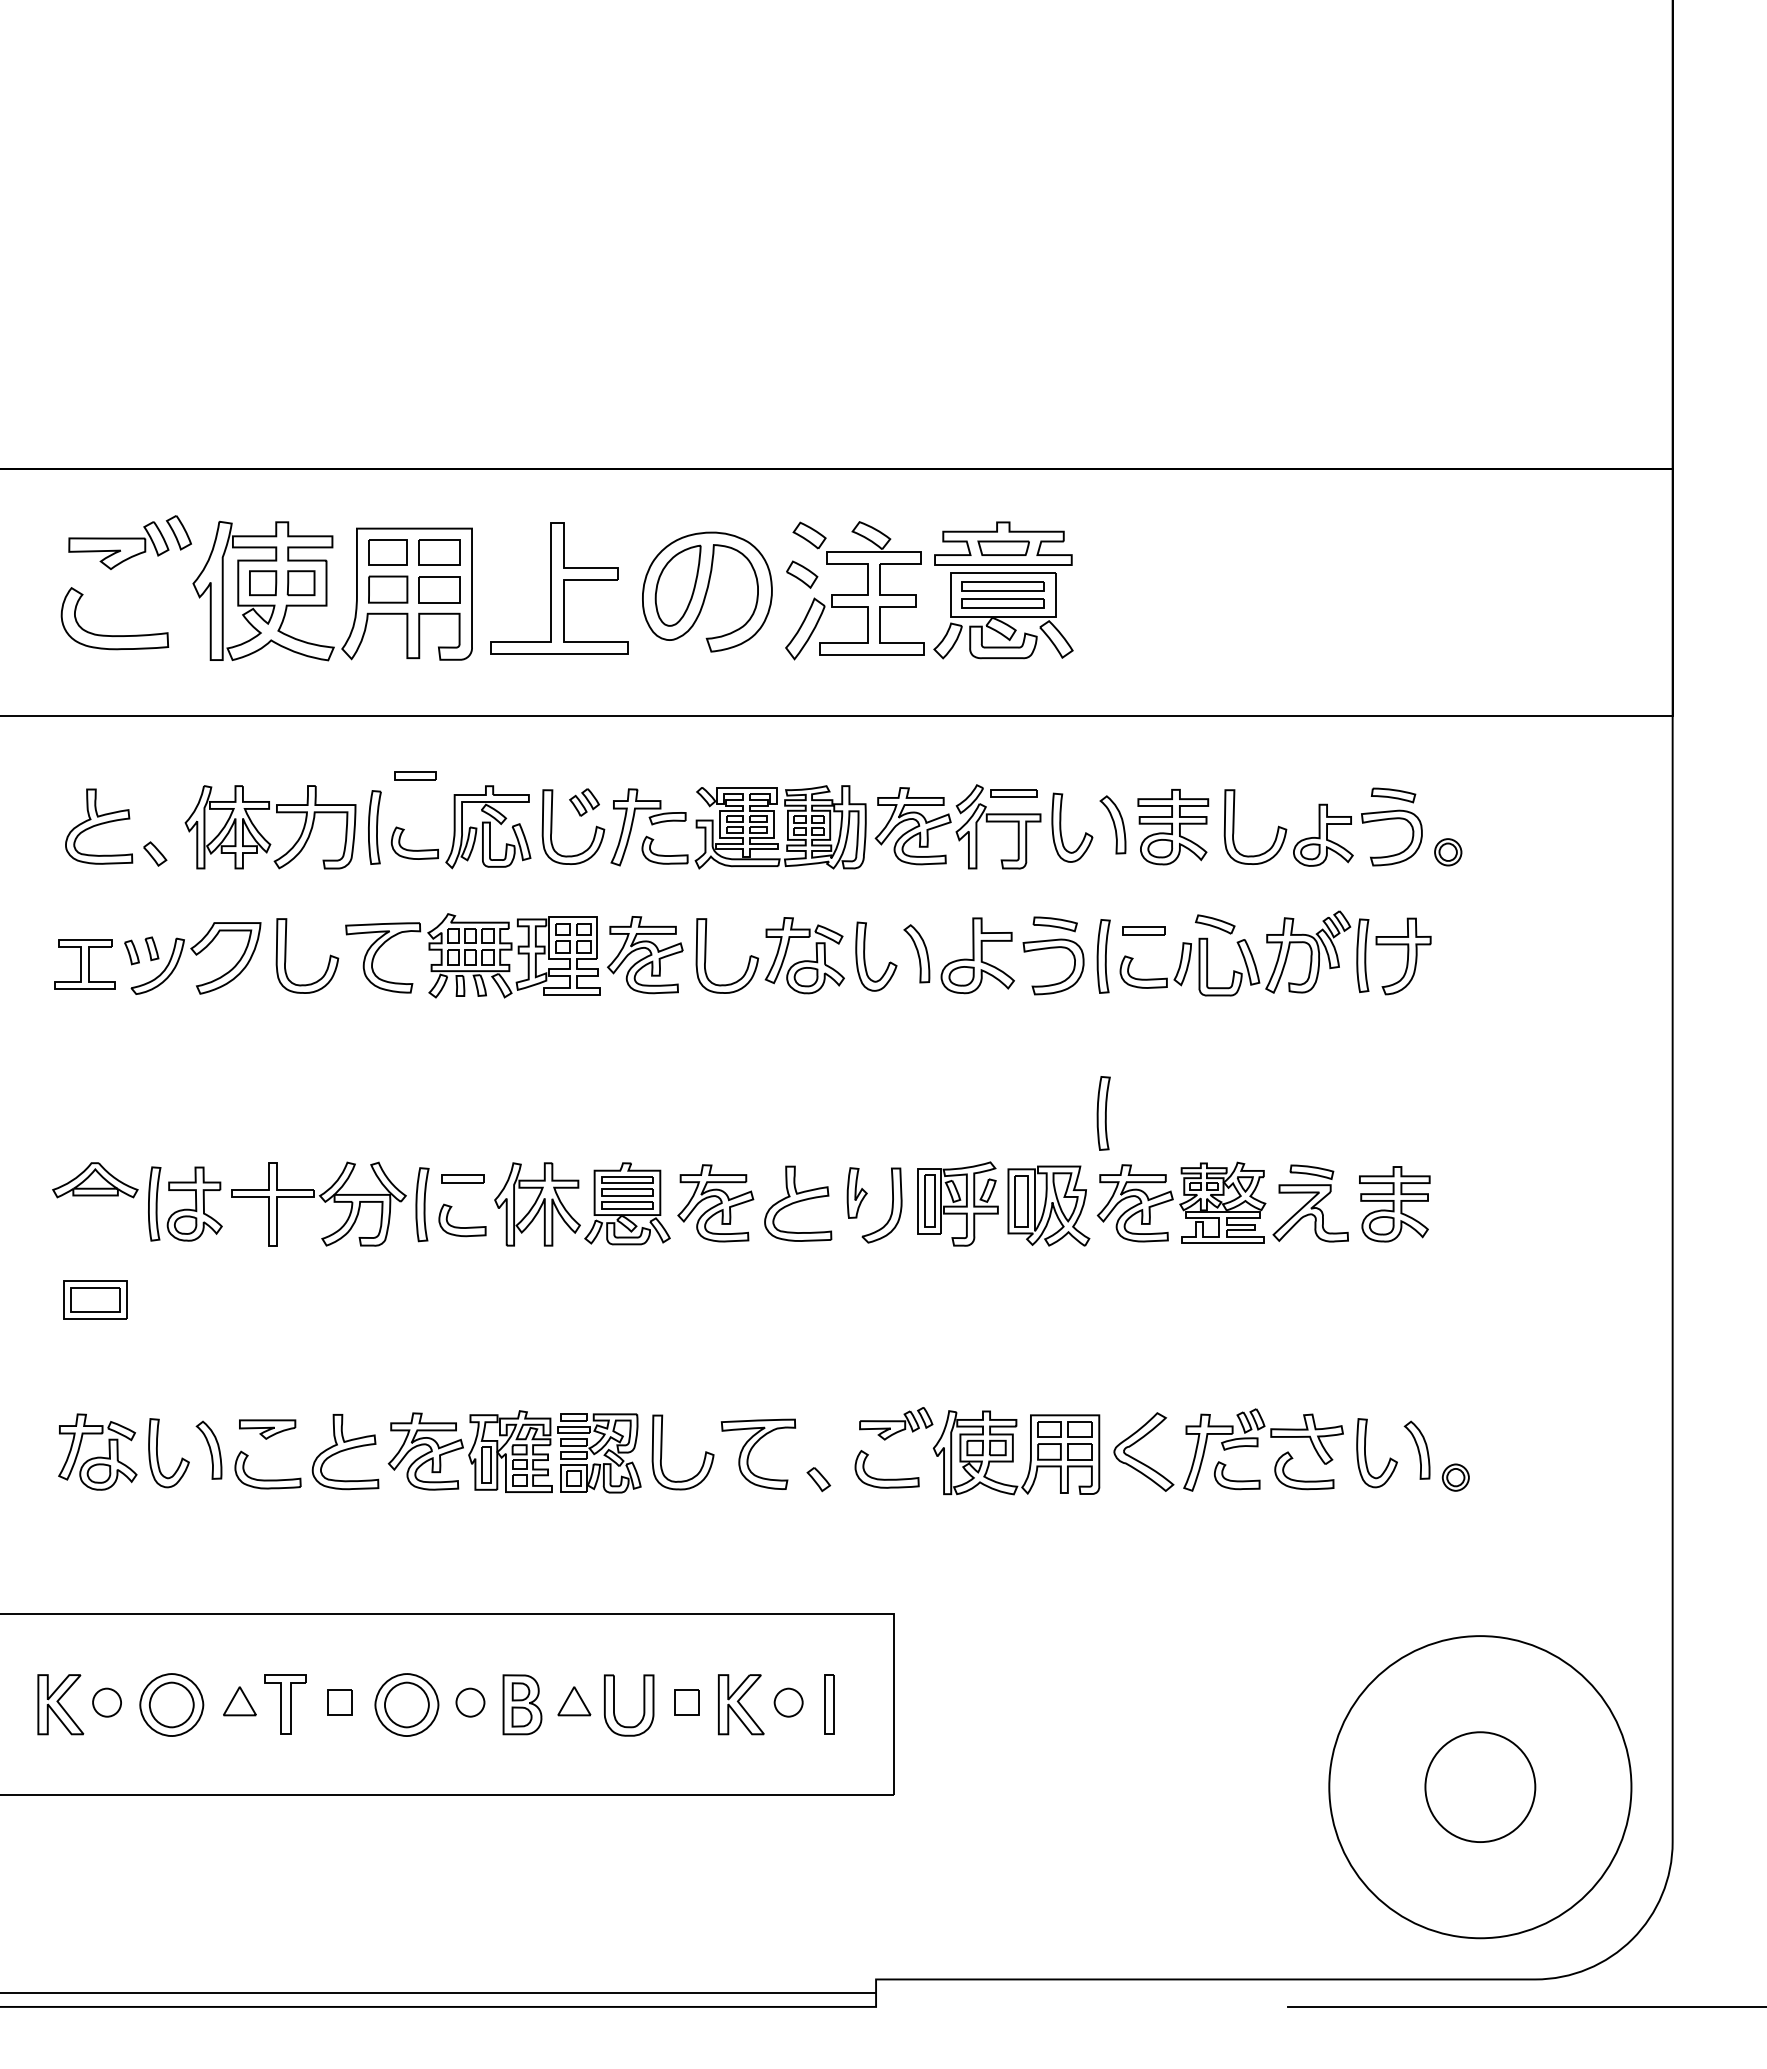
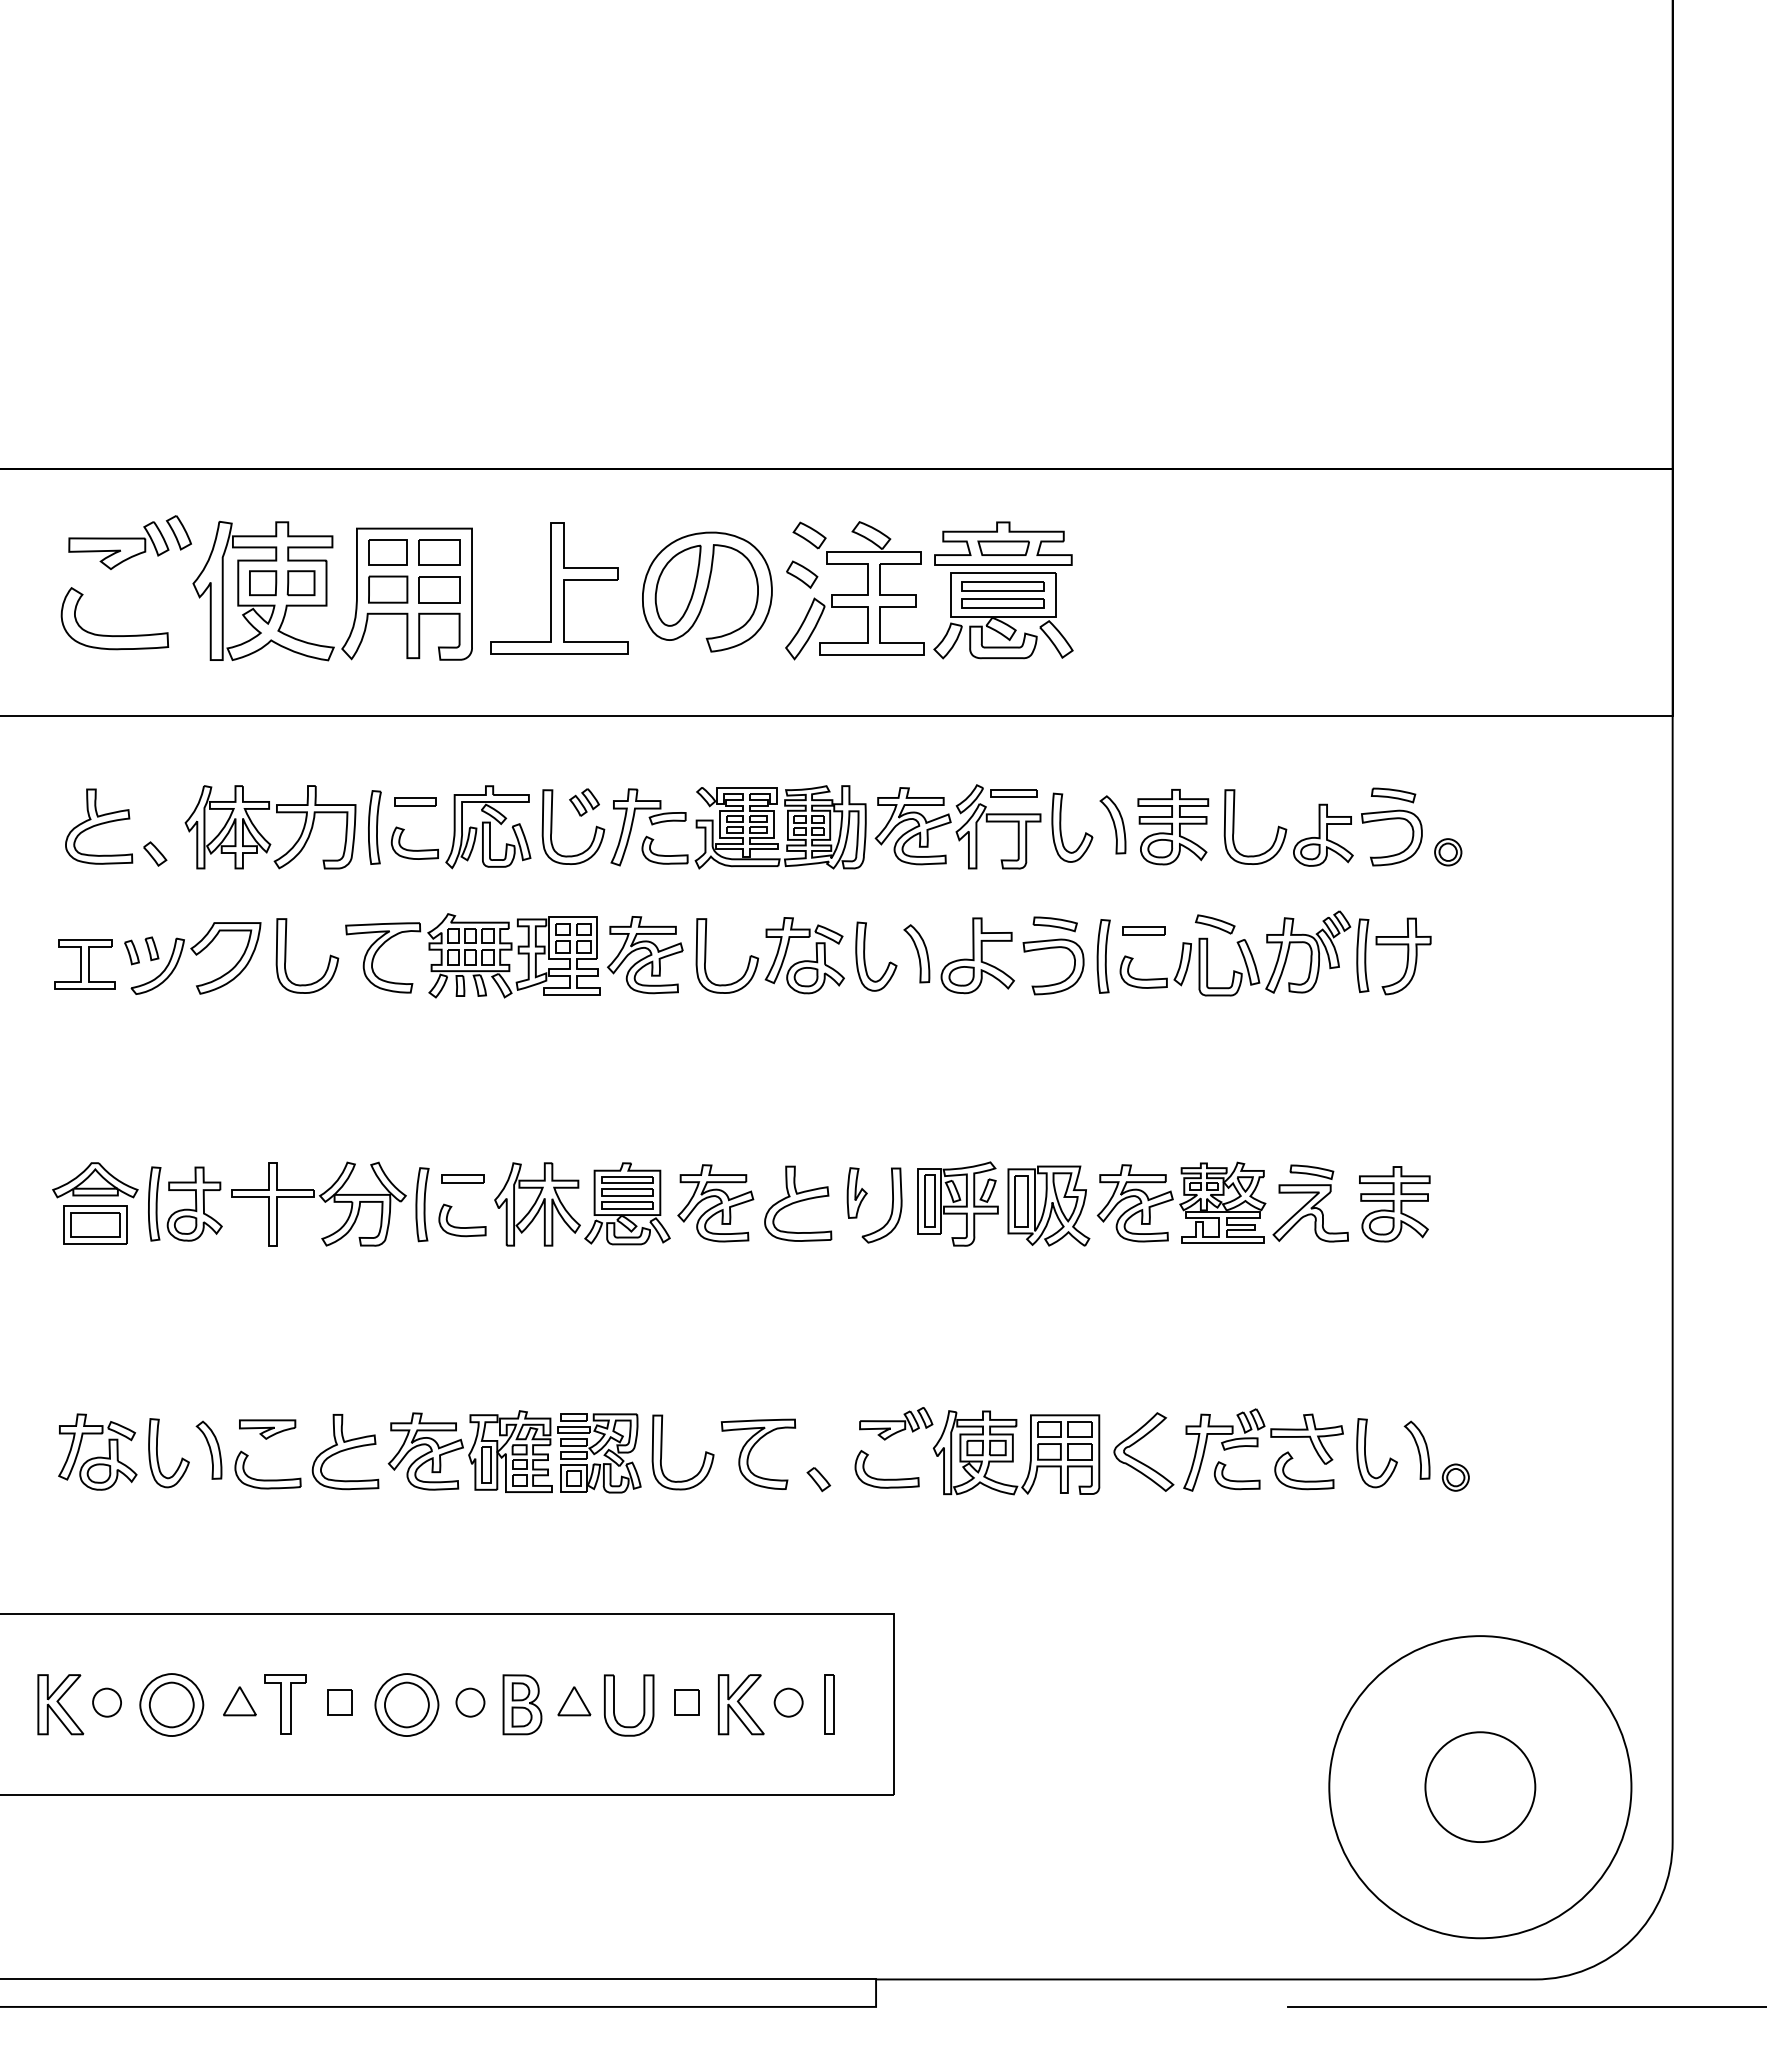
part position: (415, 775) -> (415, 801) (415, 801)
part: present -> none (1103, 1113)
part position: (95, 1299) -> (95, 1224) (95, 1224)
line position: (439, 1993) -> (439, 1979) (439, 1979)
